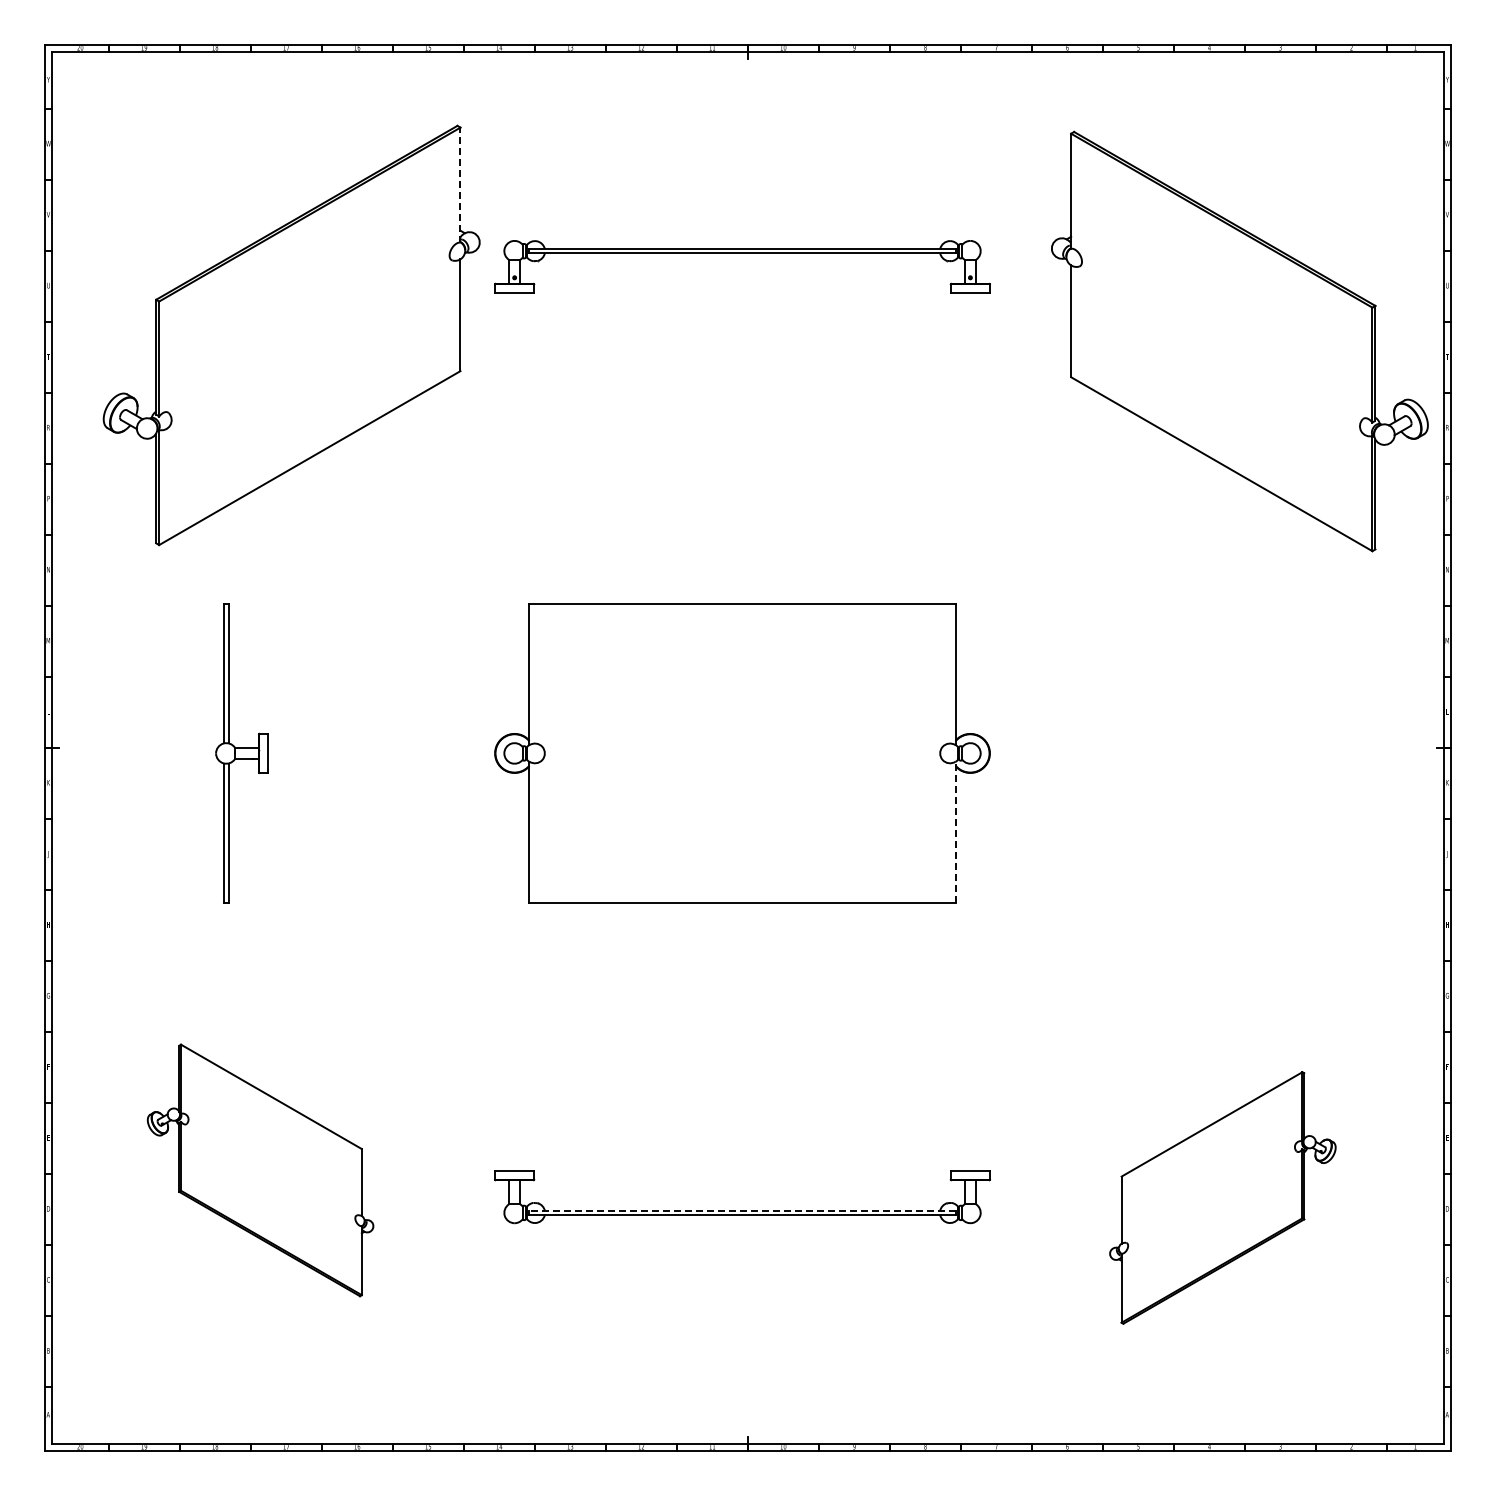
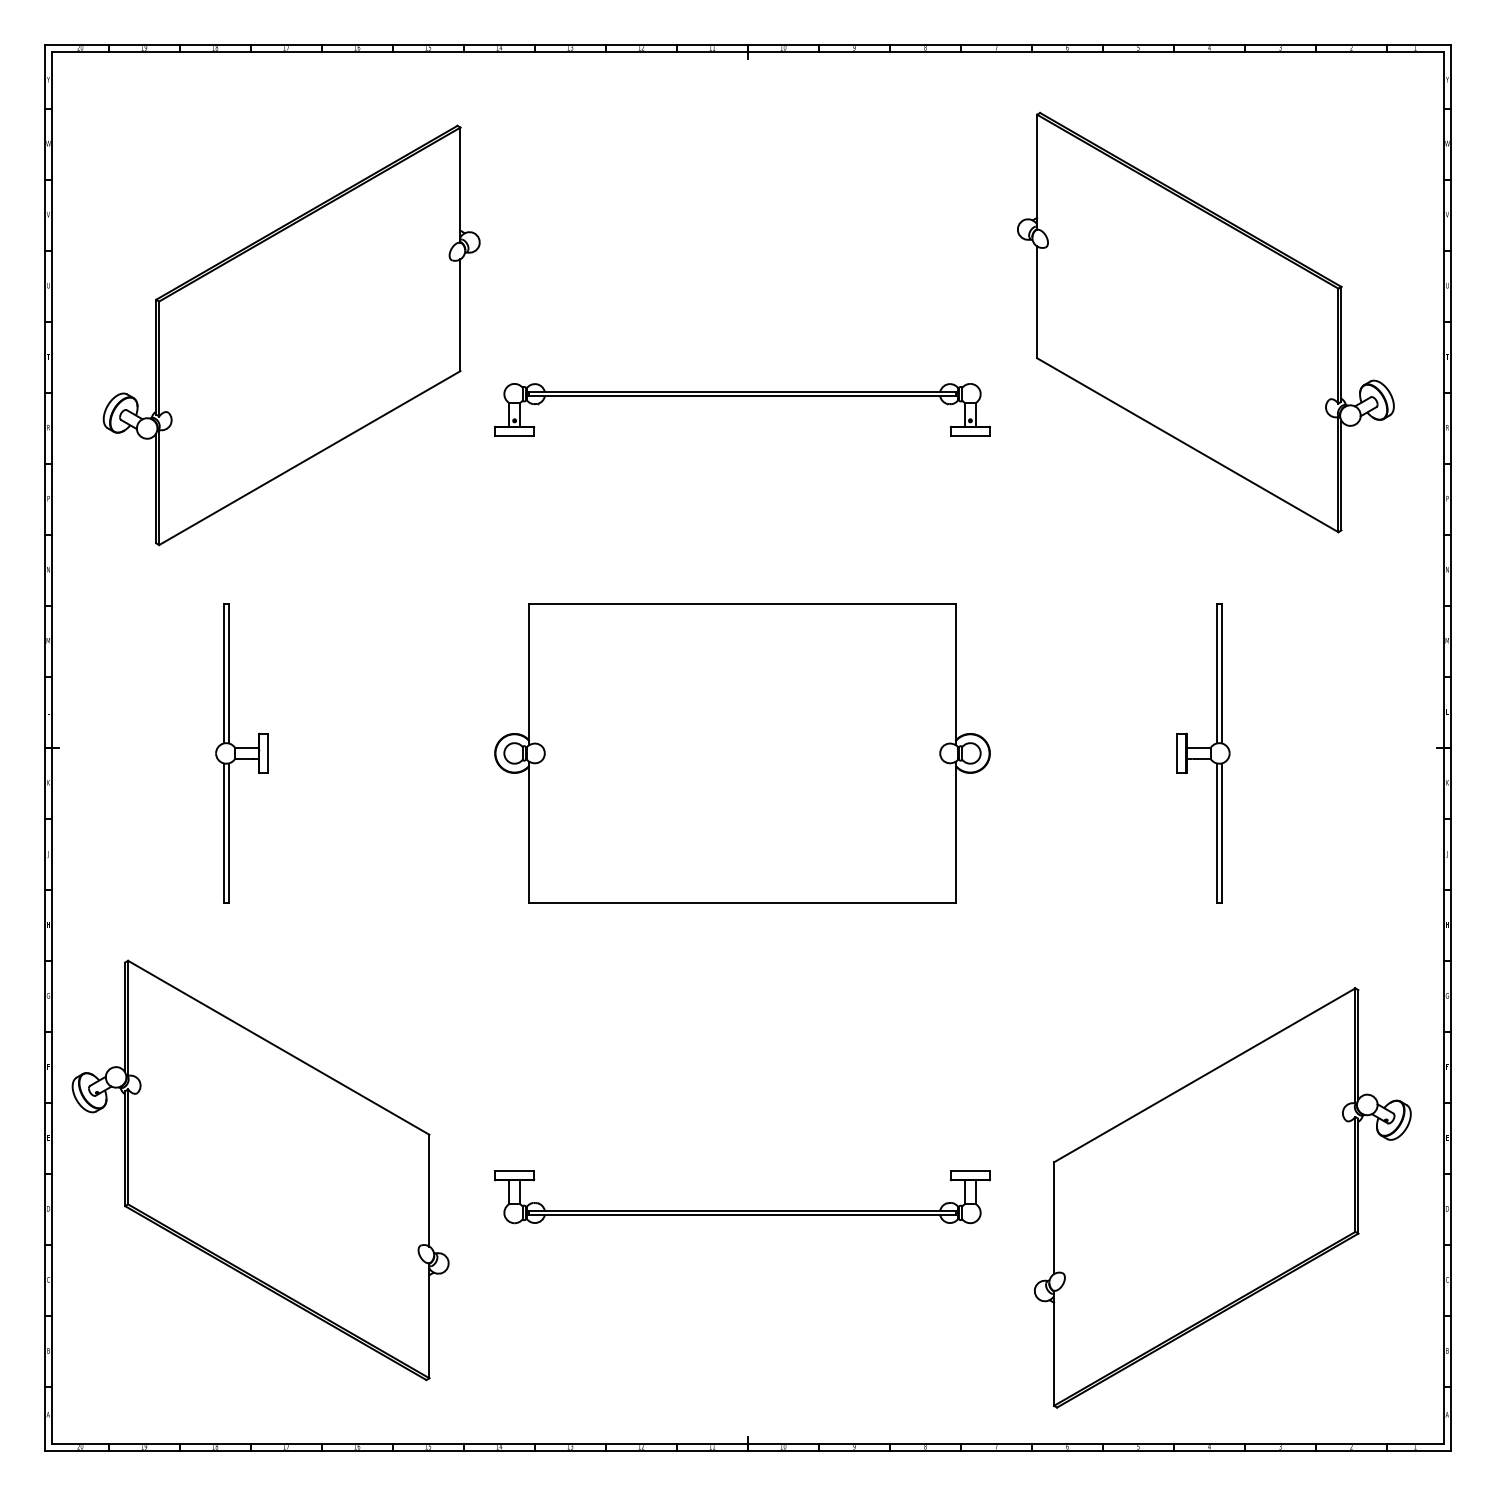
line: dashed -> solid (460, 185)
part position: (742, 253) -> (742, 396) (742, 396)
part position: (1239, 341) -> (1205, 322) (1205, 322)
part: none -> present (1203, 753)
line: dashed -> solid (955, 831)
part size: 229x255 px -> 379x423 px (260, 1170)
part size: 228x254 px -> 378x422 px (1222, 1197)
line: dashed -> solid (742, 1210)
